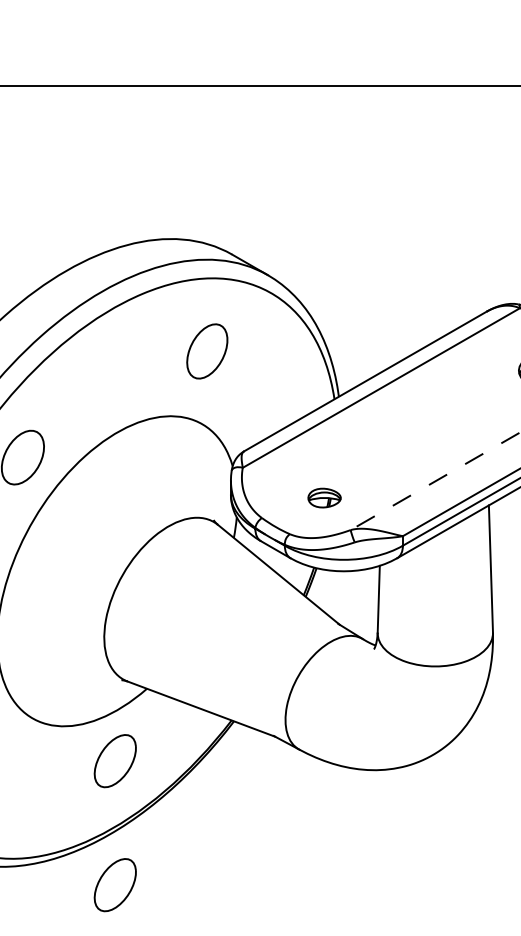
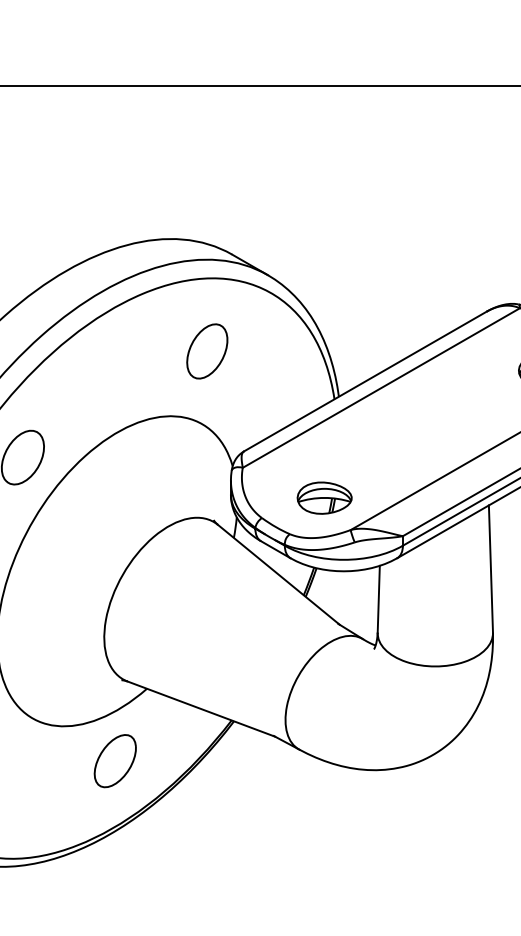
line: dashed -> solid (435, 481)
part size: 35x22 px -> 57x34 px (324, 497)
part: present -> none (114, 885)
